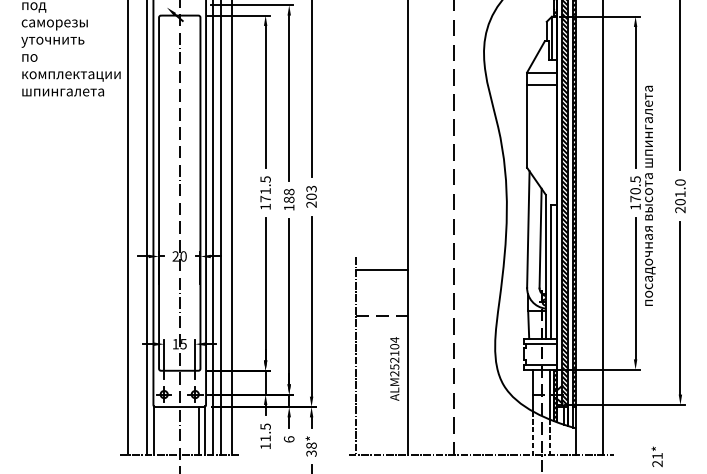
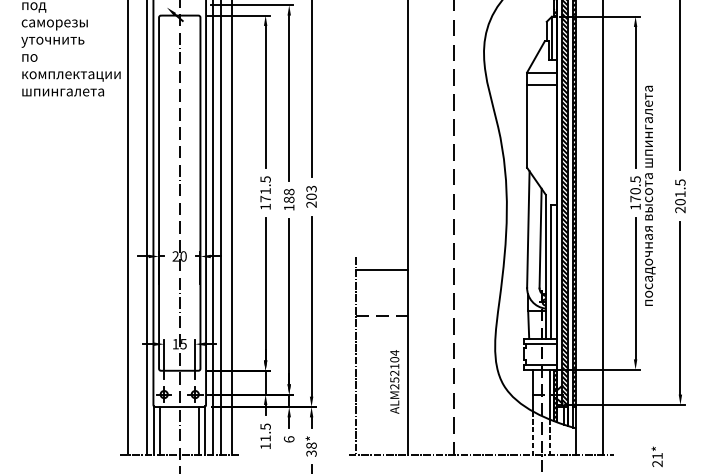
text: 201.0 -> 201.5 (680, 182)
text position: (394, 368) -> (394, 381) (394, 381)
line: none -> present (160, 430)
